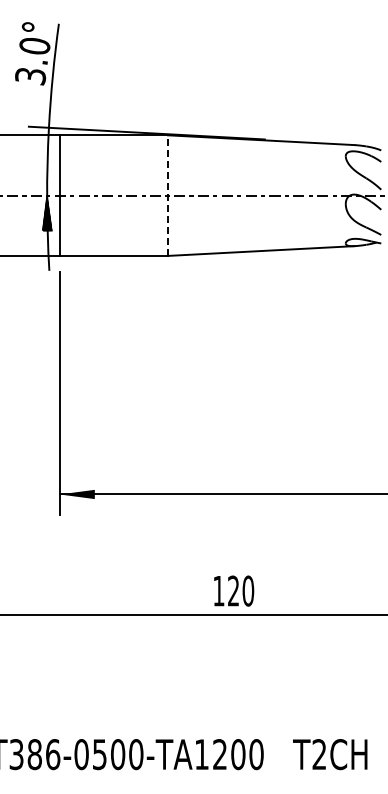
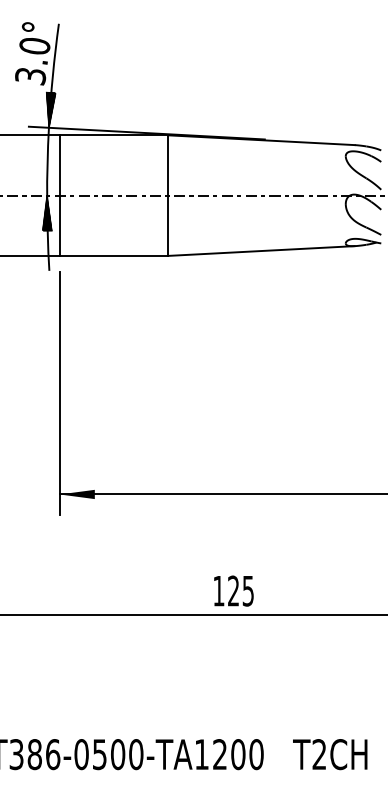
hatch: none -> present (50, 109)
line: dashed -> solid (168, 195)
text: 120 -> 125 (248, 590)
